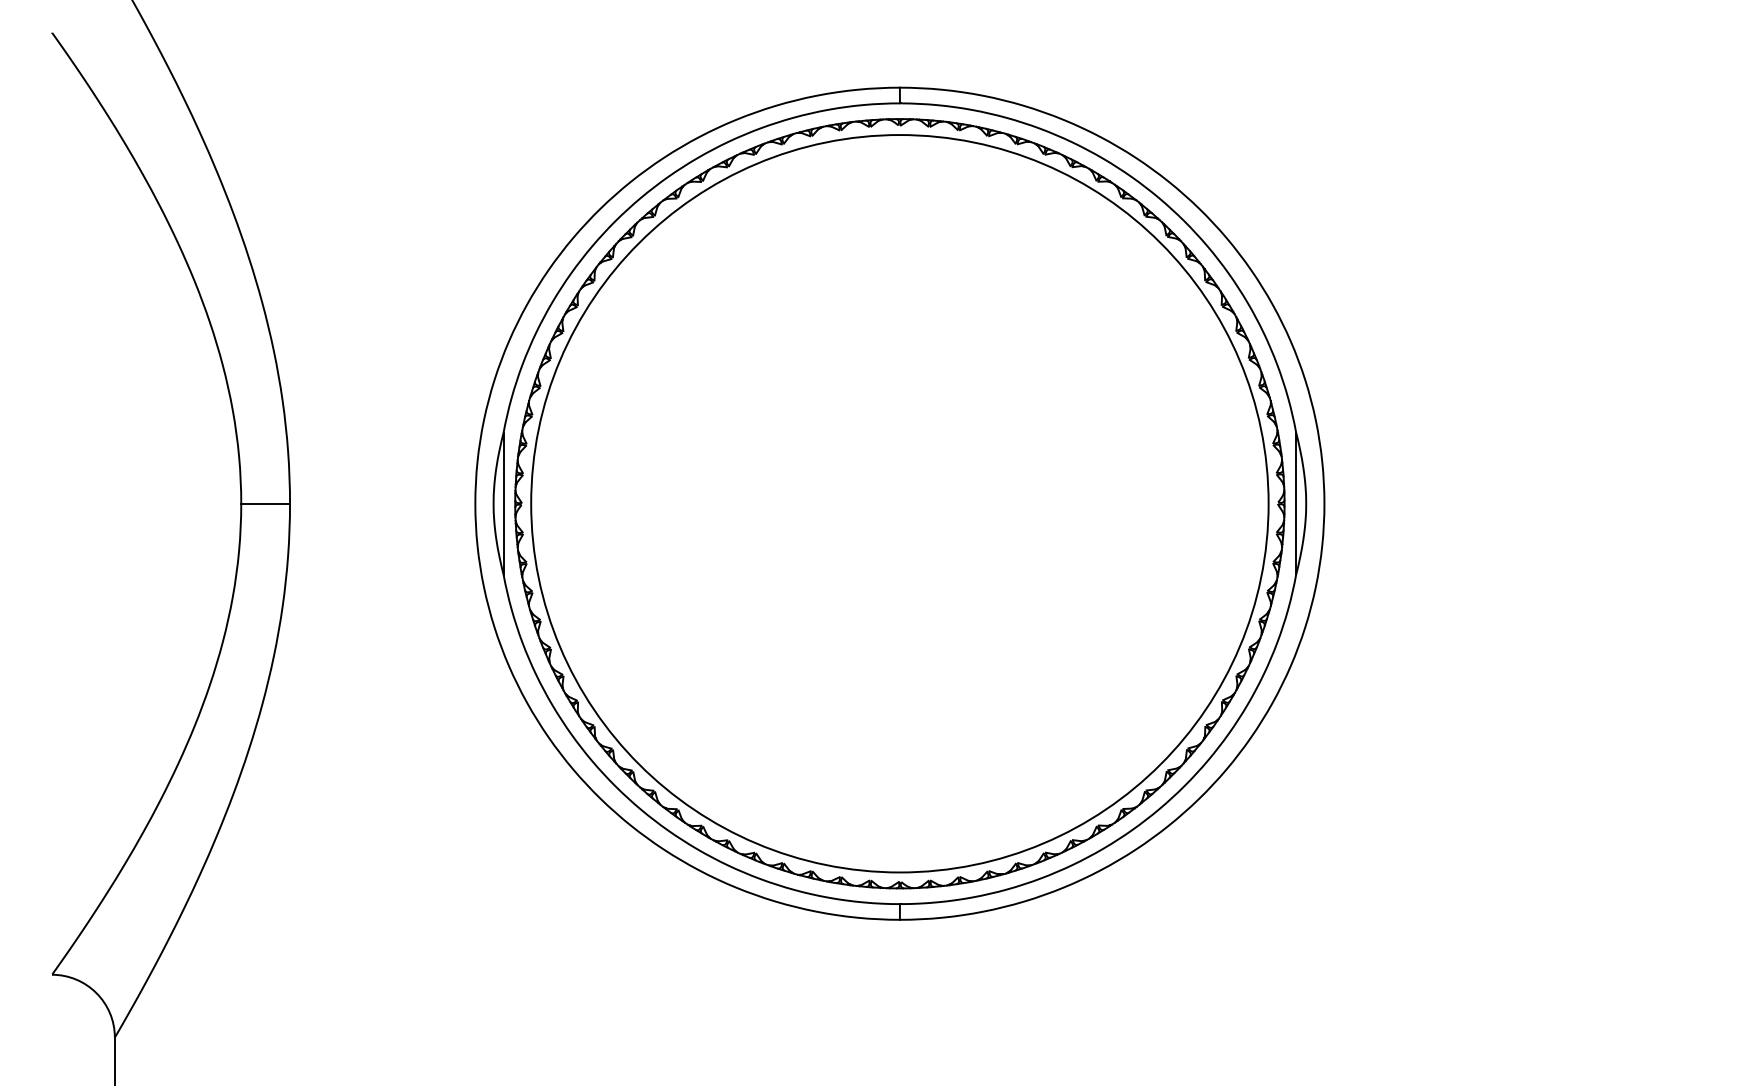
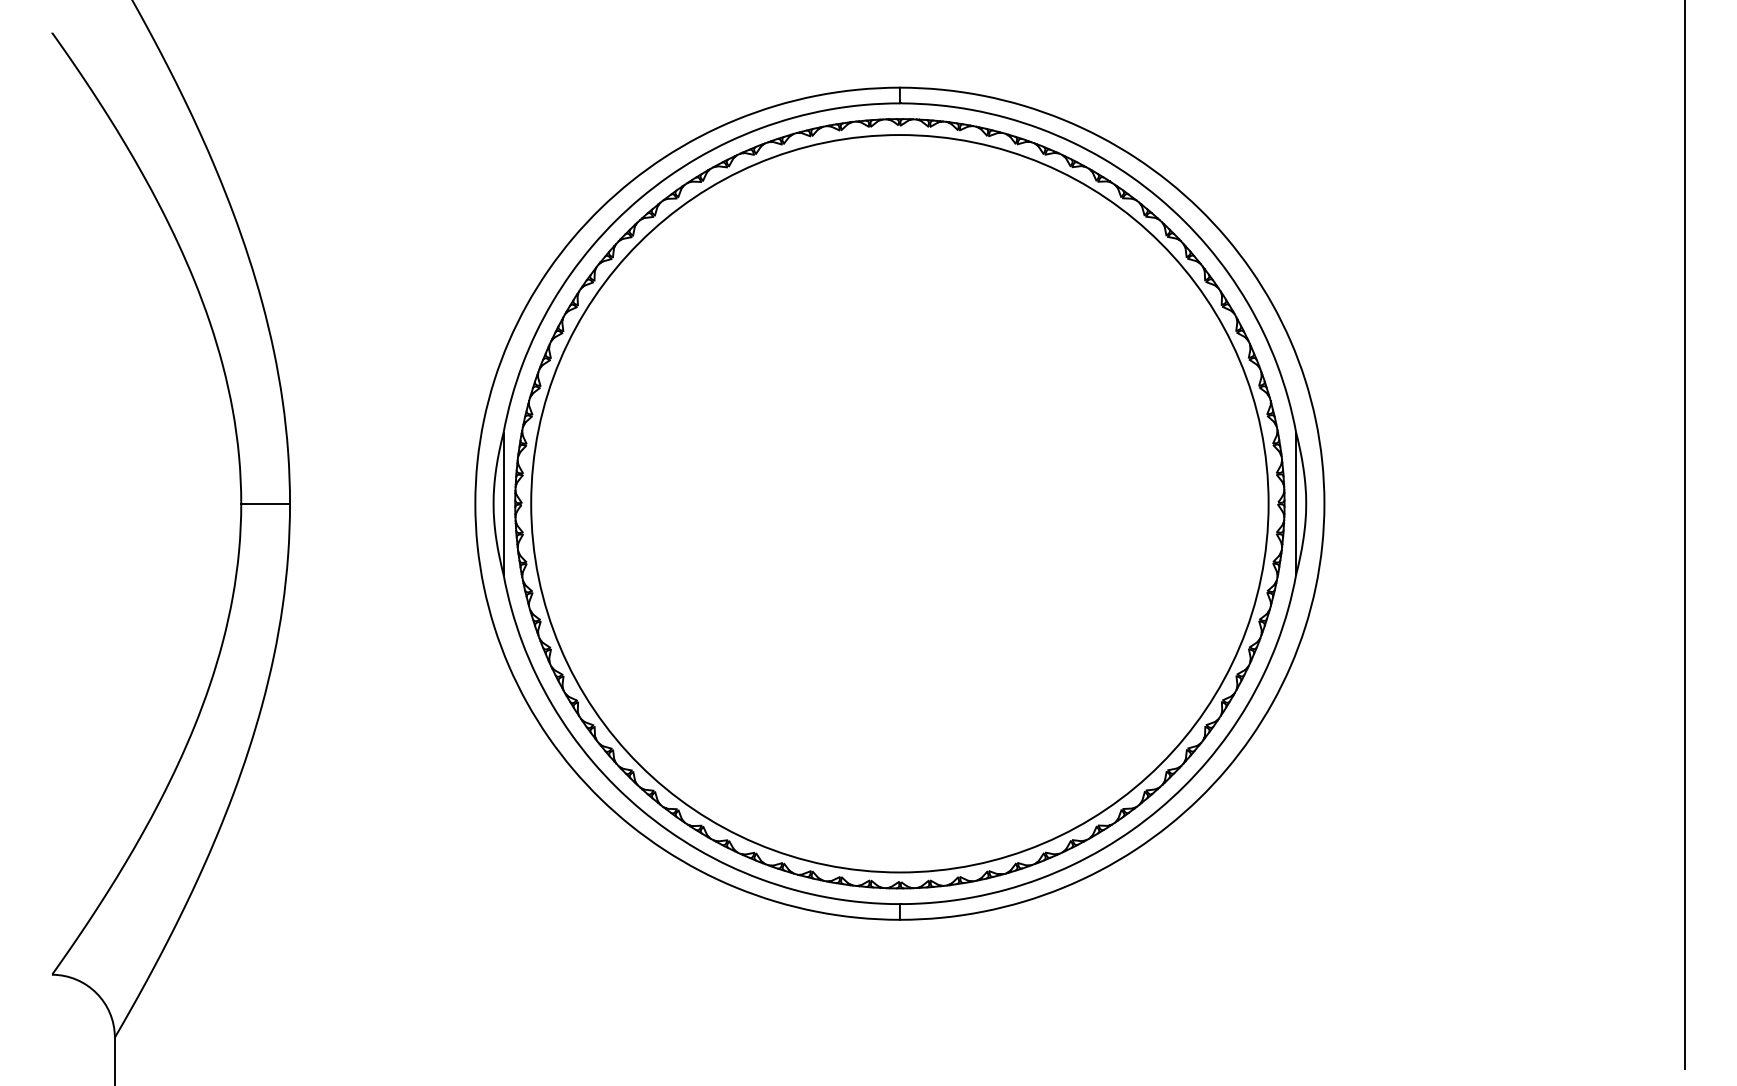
line: none -> present (1684, 535)
